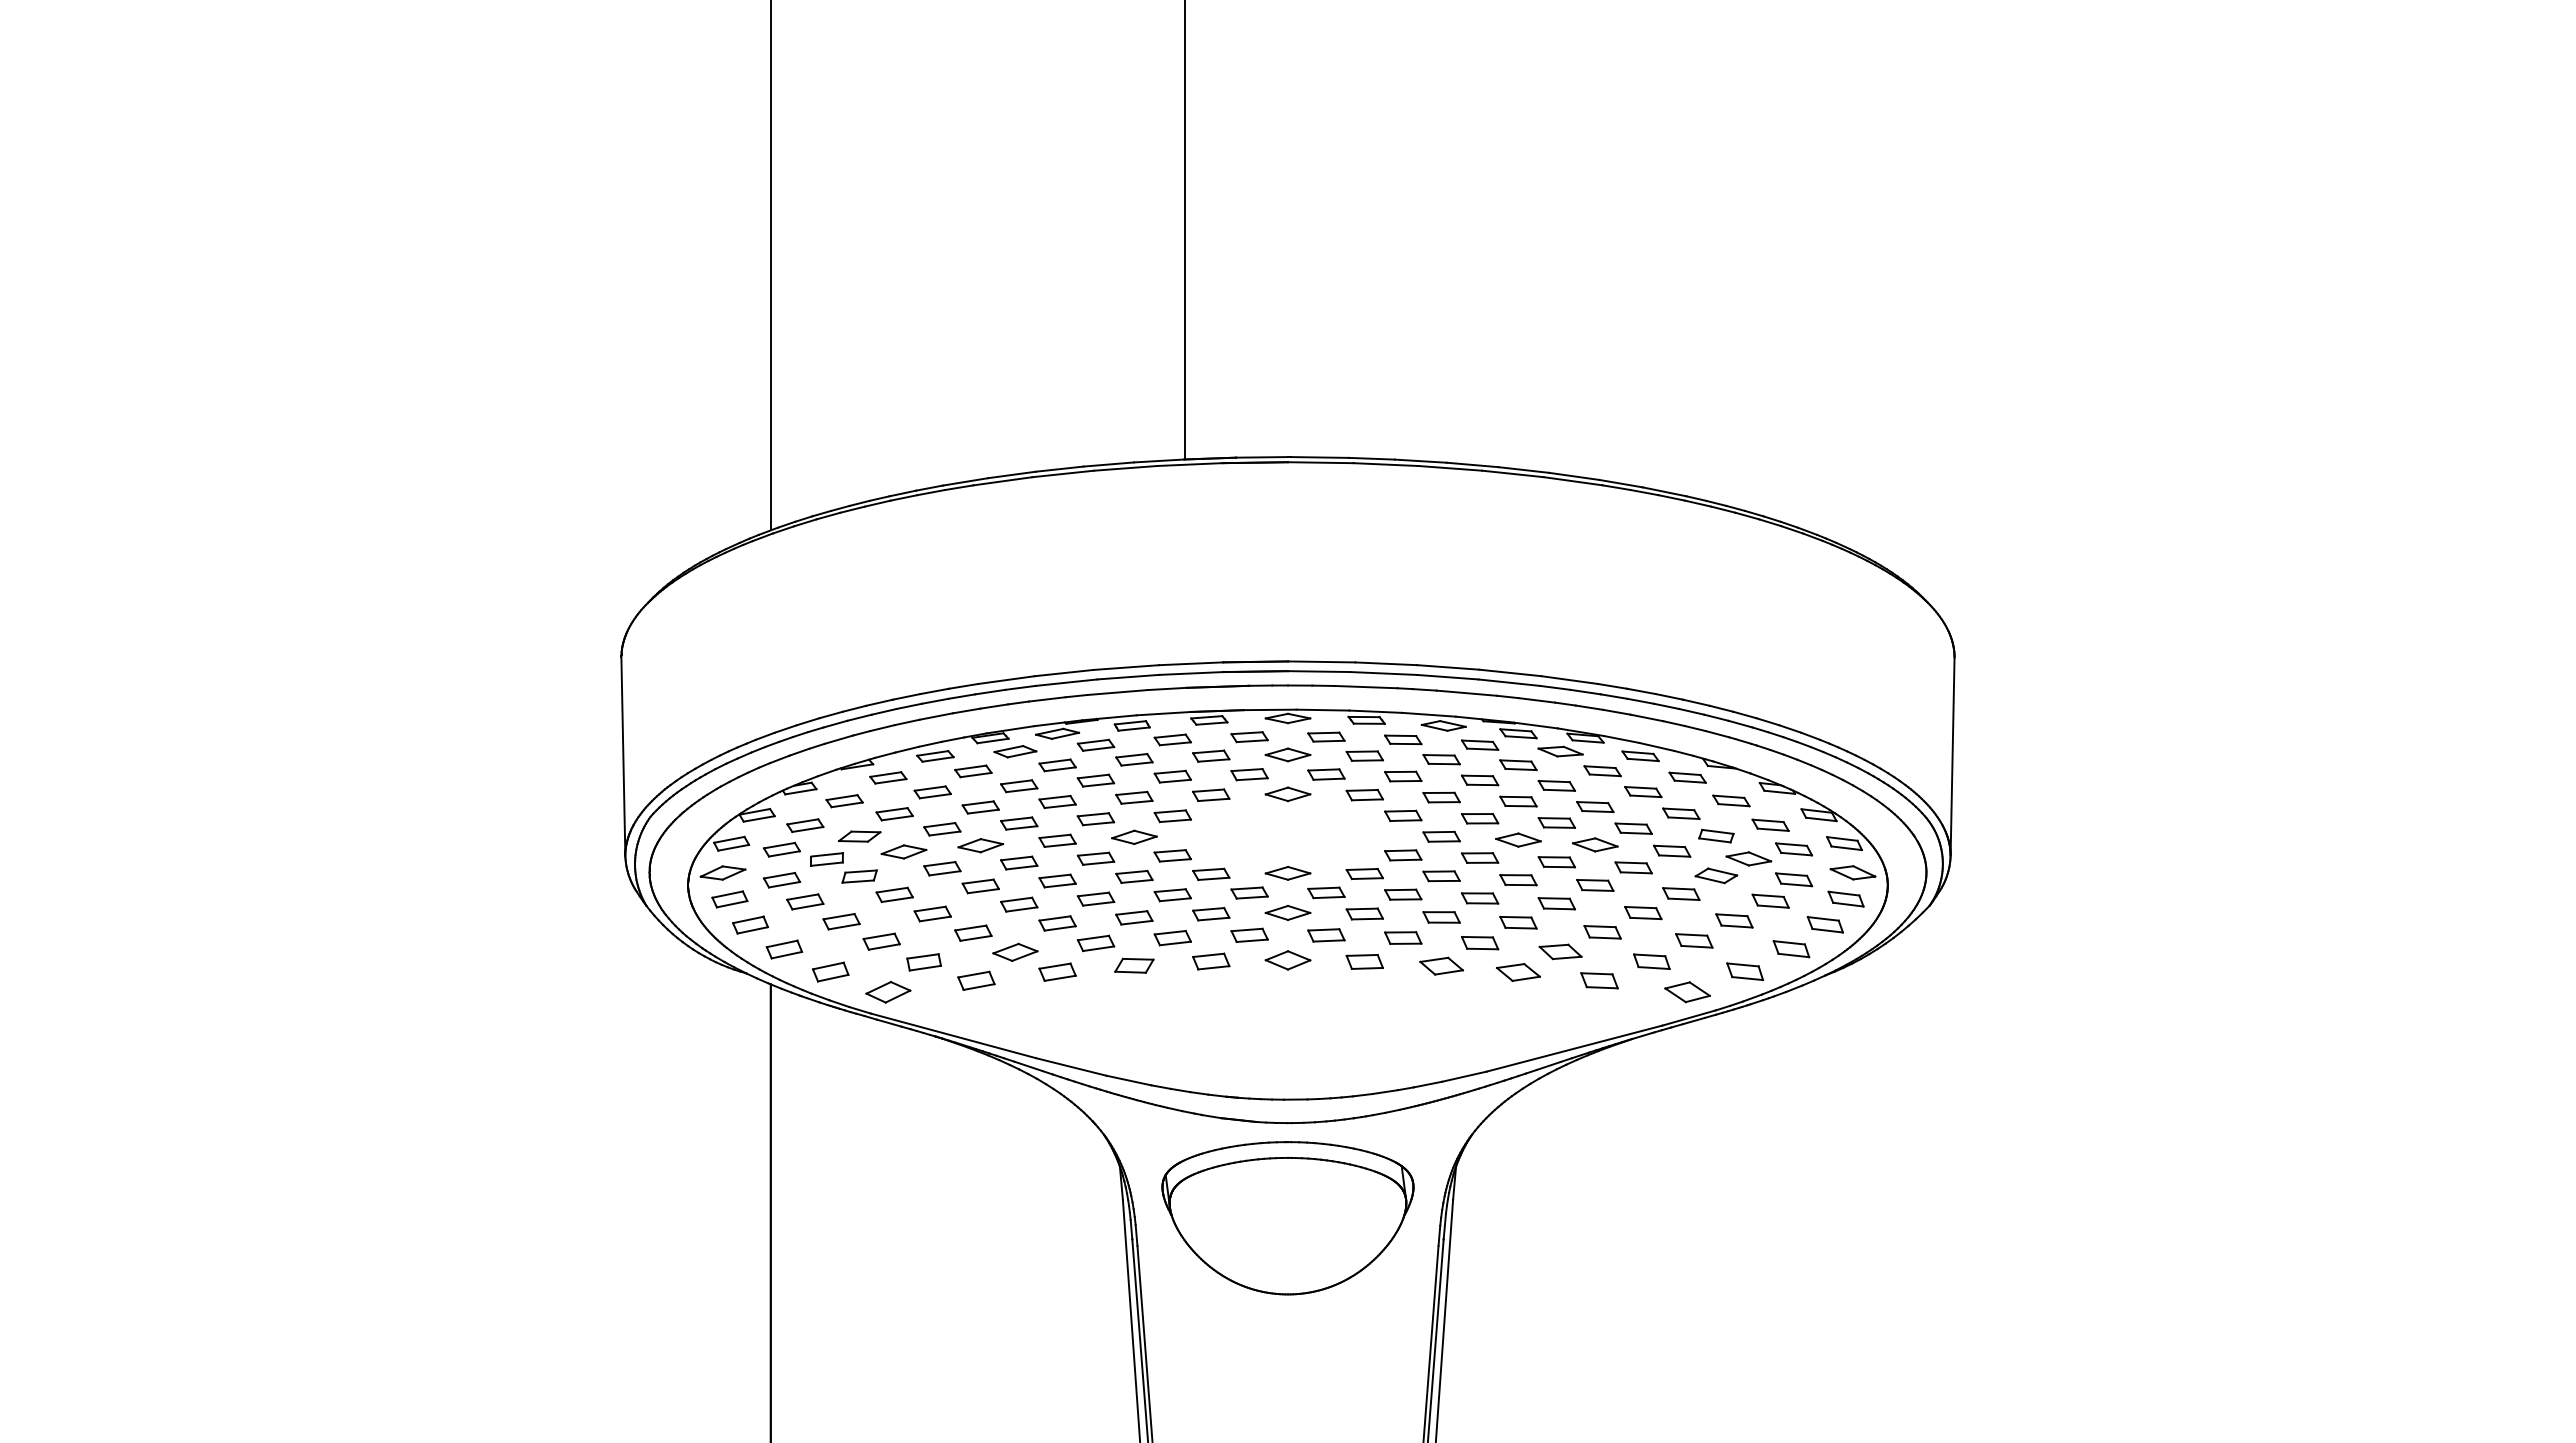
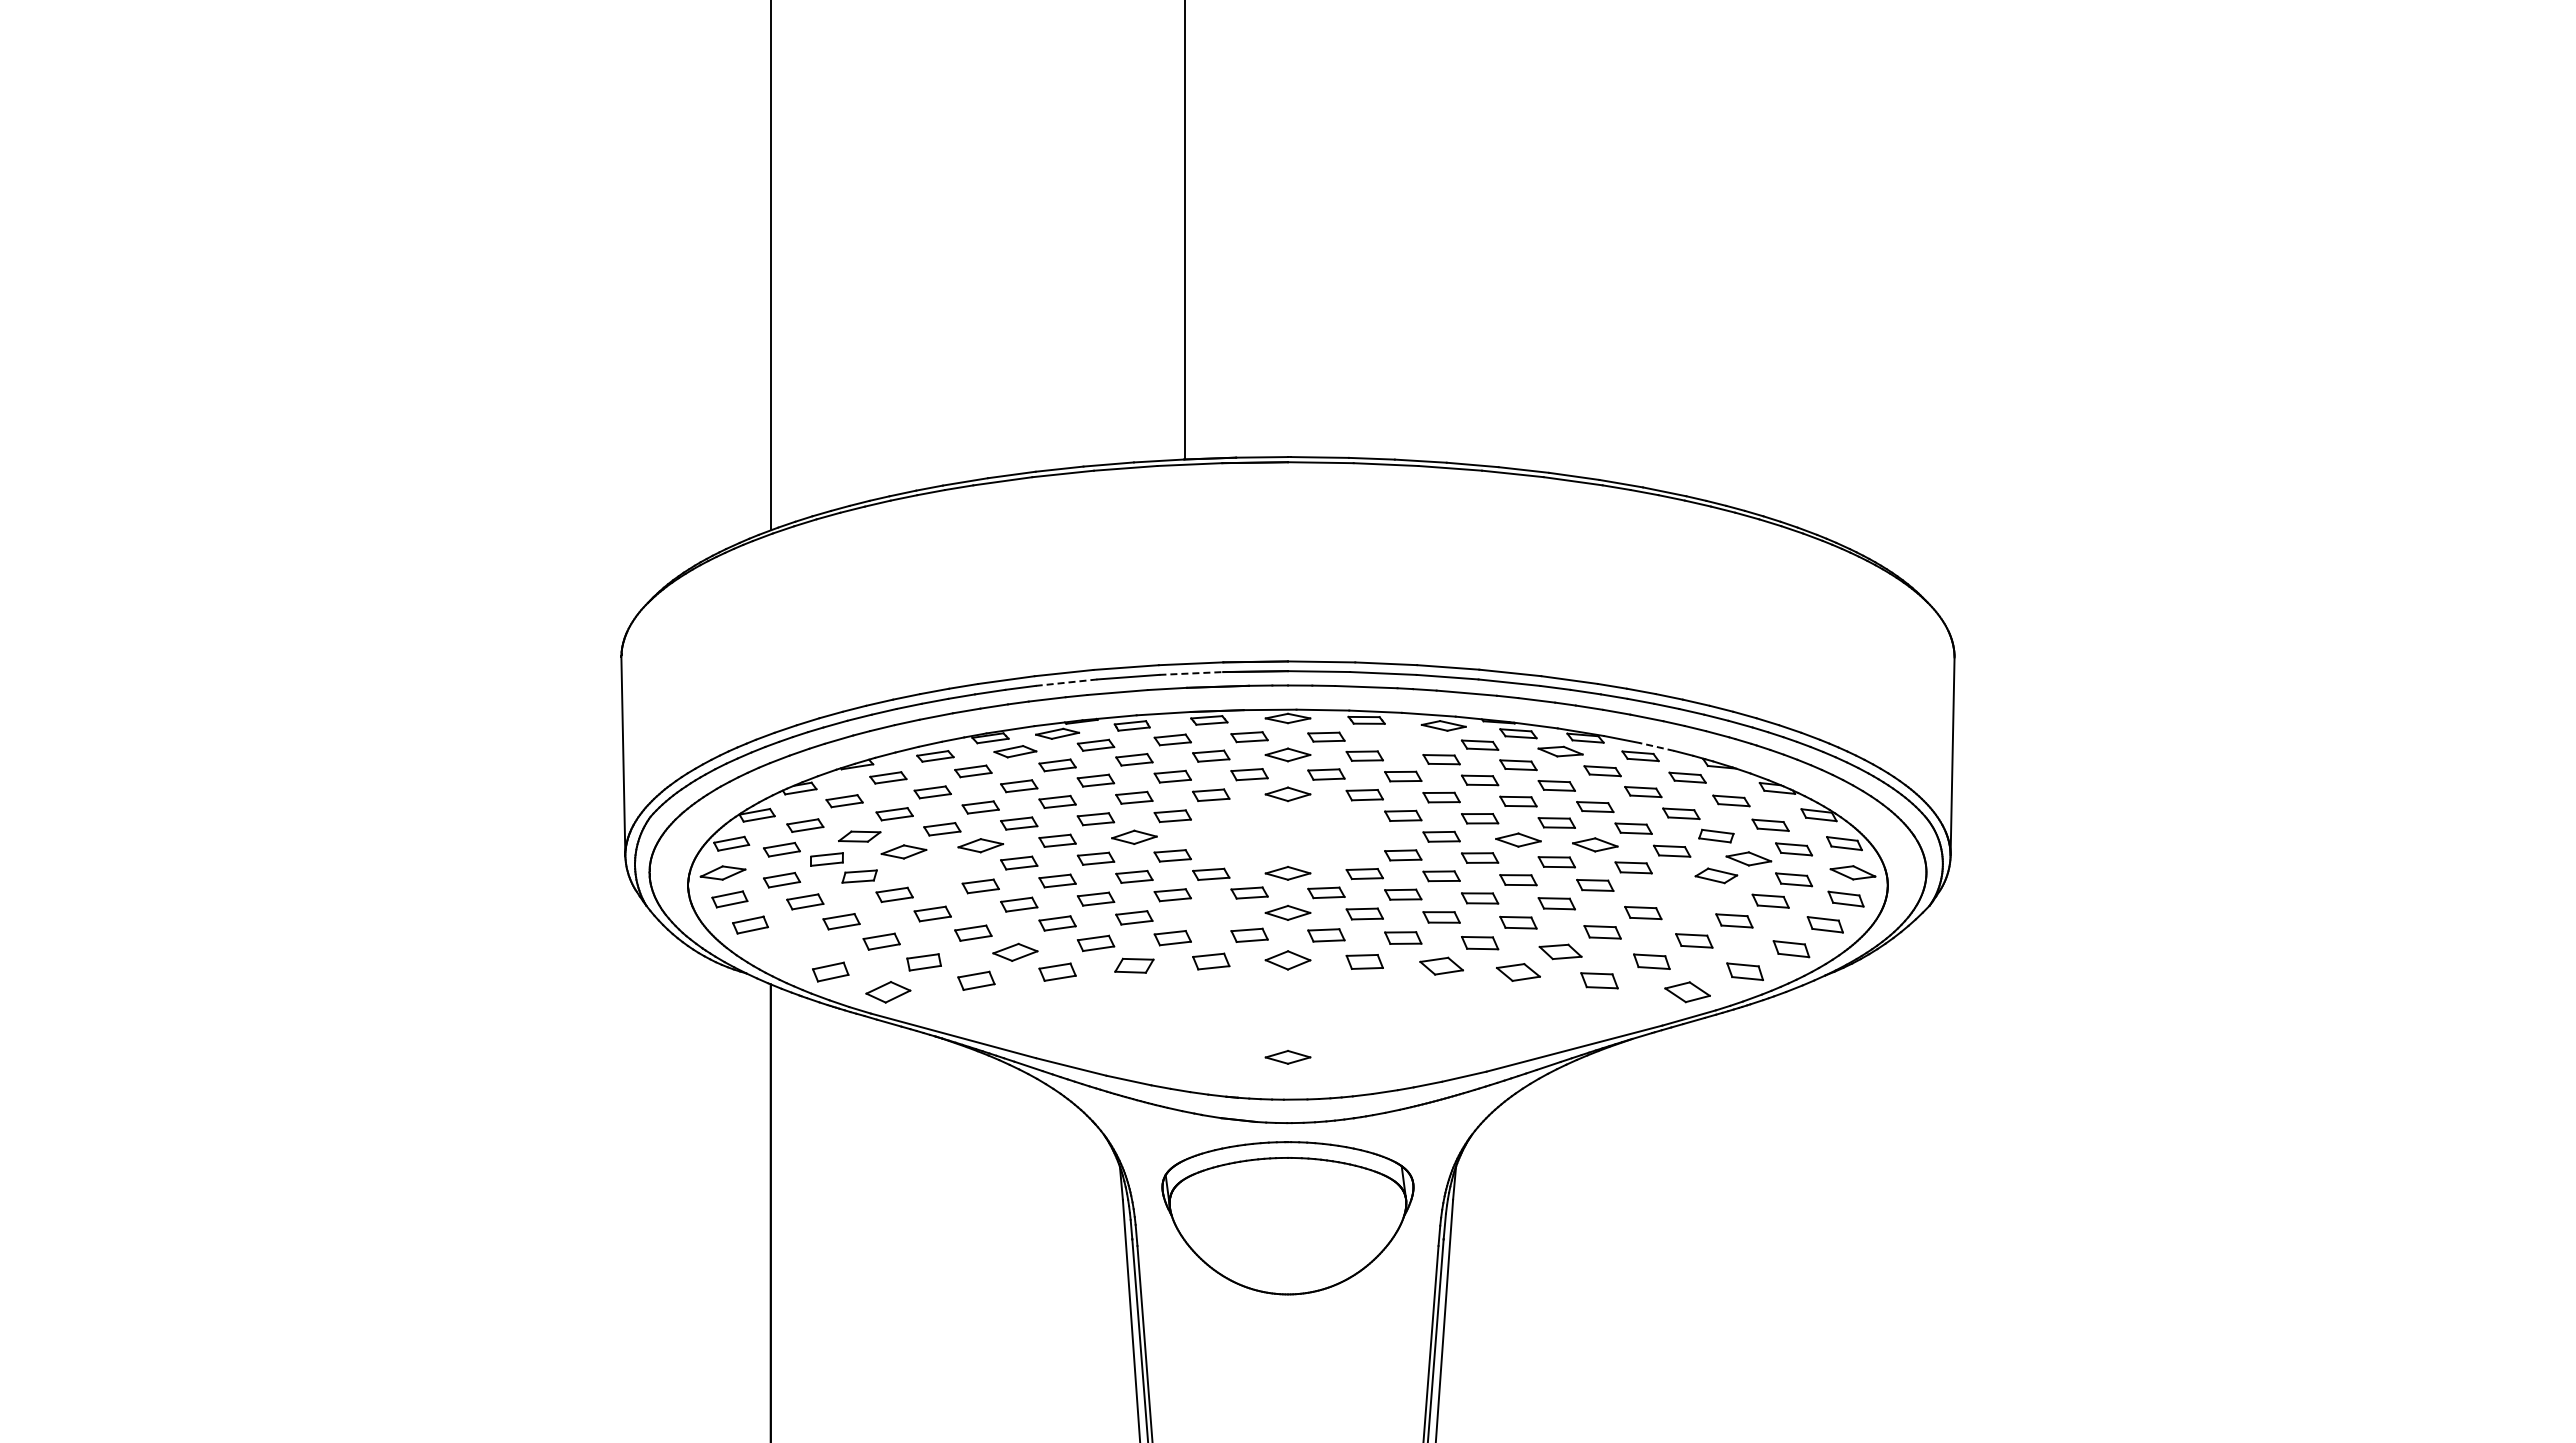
line: solid -> dashed (1191, 673)
line: solid -> dashed (1067, 682)
part: present -> none (1403, 739)
line: solid -> dashed (1656, 746)
part: present -> none (942, 868)
part: present -> none (1681, 893)
part: present -> none (1211, 914)
part: present -> none (784, 949)
part: none -> present (1287, 1057)
